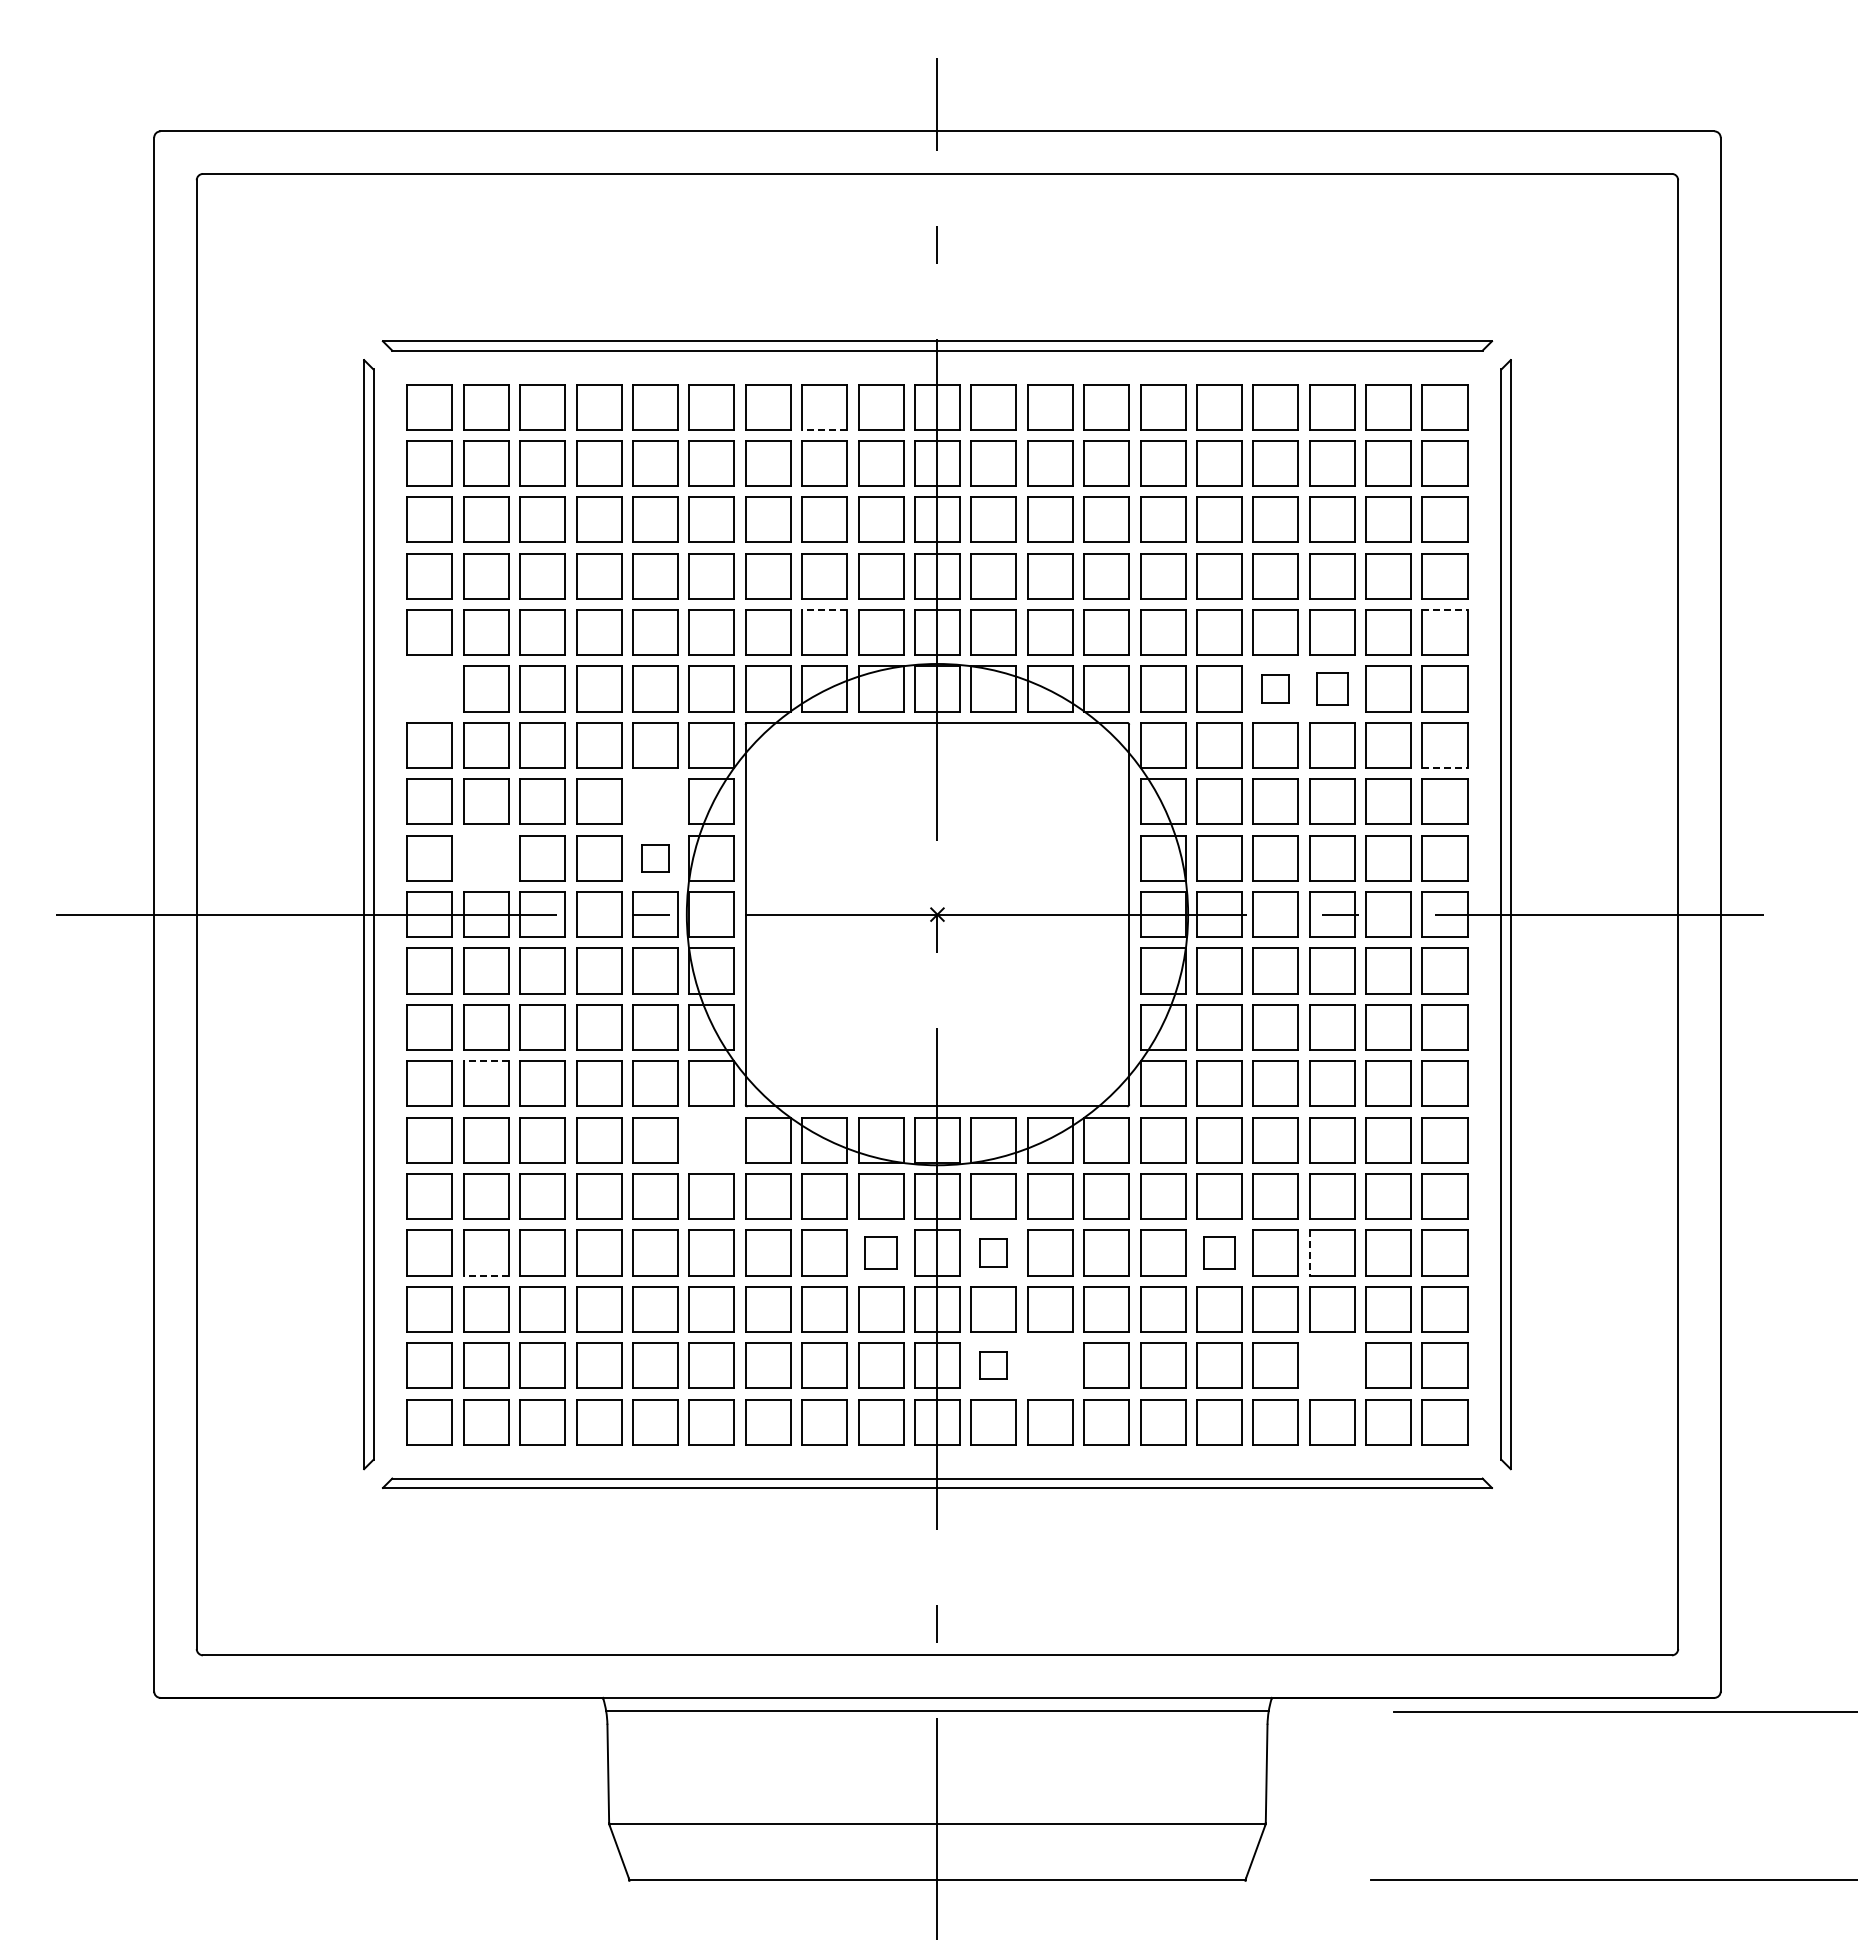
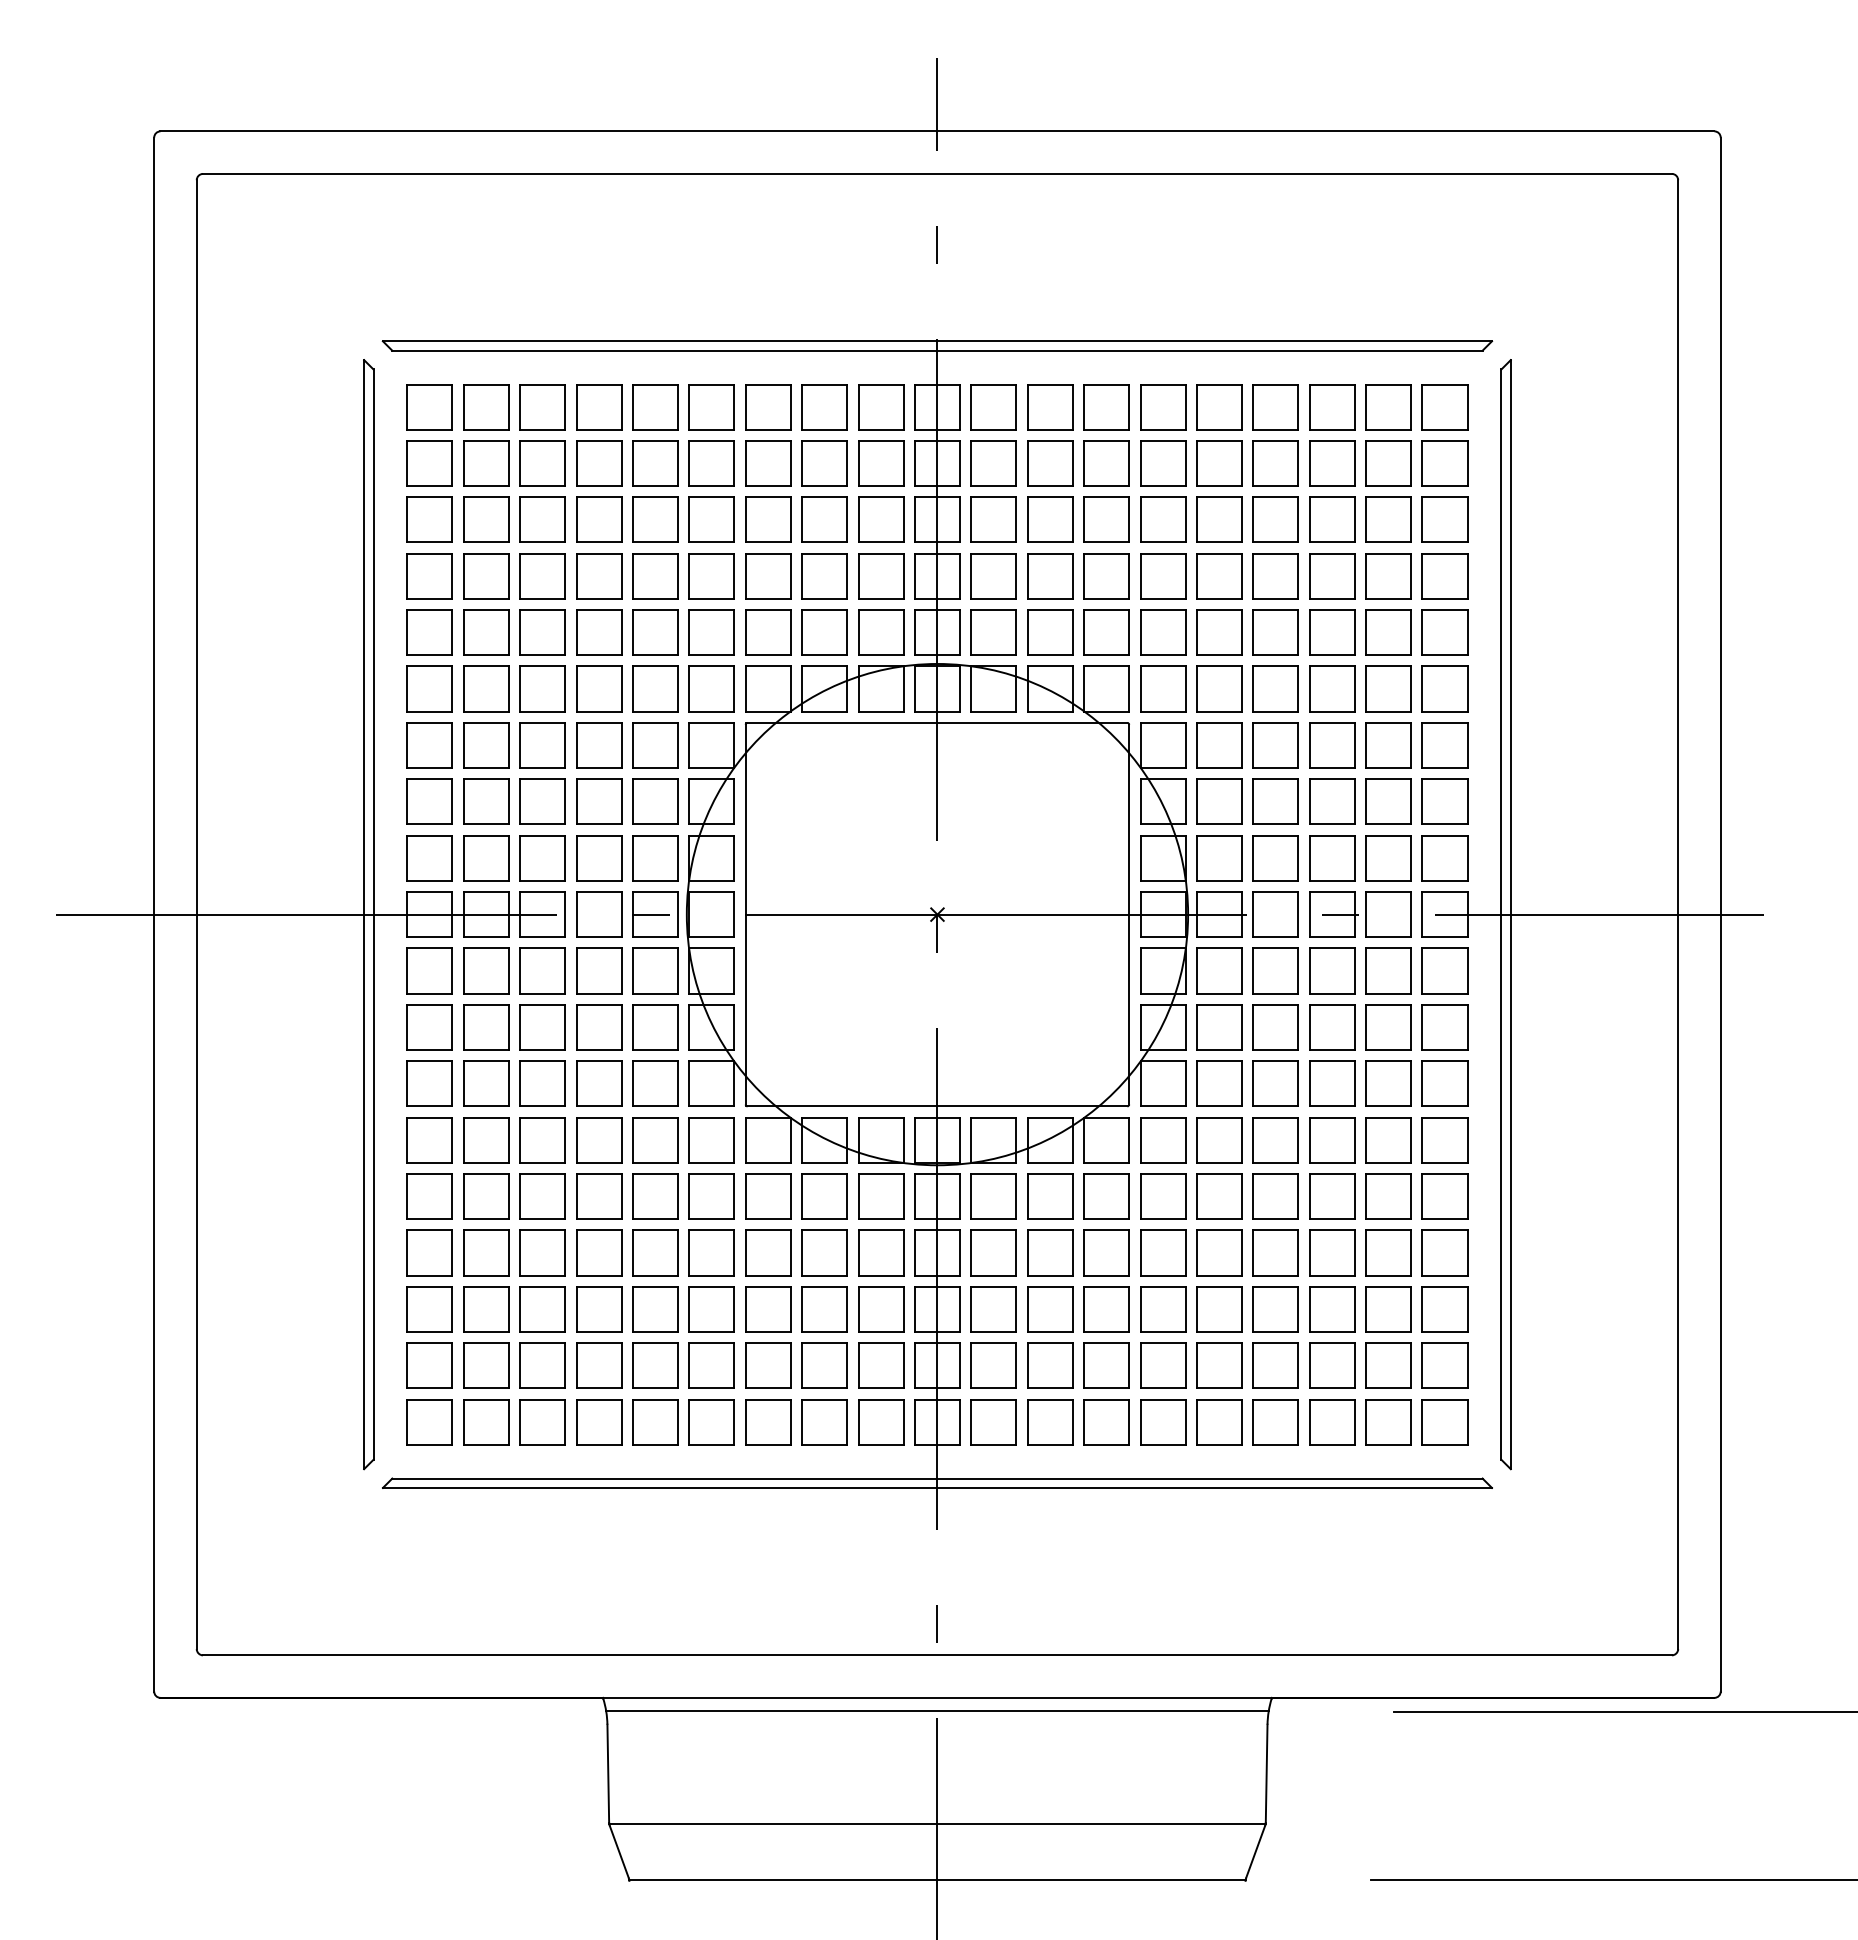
line: dashed -> solid (824, 429)
line: dashed -> solid (824, 610)
line: dashed -> solid (1445, 610)
part: none -> present (429, 688)
part size: 29x30 px -> 47x48 px (1275, 688)
part size: 33x34 px -> 47x48 px (1332, 688)
line: dashed -> solid (1445, 768)
part: none -> present (655, 801)
part: none -> present (486, 858)
part size: 29x29 px -> 47x47 px (655, 858)
line: dashed -> solid (486, 1061)
part: none -> present (711, 1140)
part size: 34x34 px -> 47x48 px (881, 1252)
part size: 29x30 px -> 47x48 px (993, 1252)
part size: 33x34 px -> 47x48 px (1219, 1252)
line: dashed -> solid (1309, 1253)
line: dashed -> solid (486, 1275)
part size: 29x29 px -> 47x47 px (993, 1365)
part: none -> present (1050, 1365)
part: none -> present (1332, 1365)
